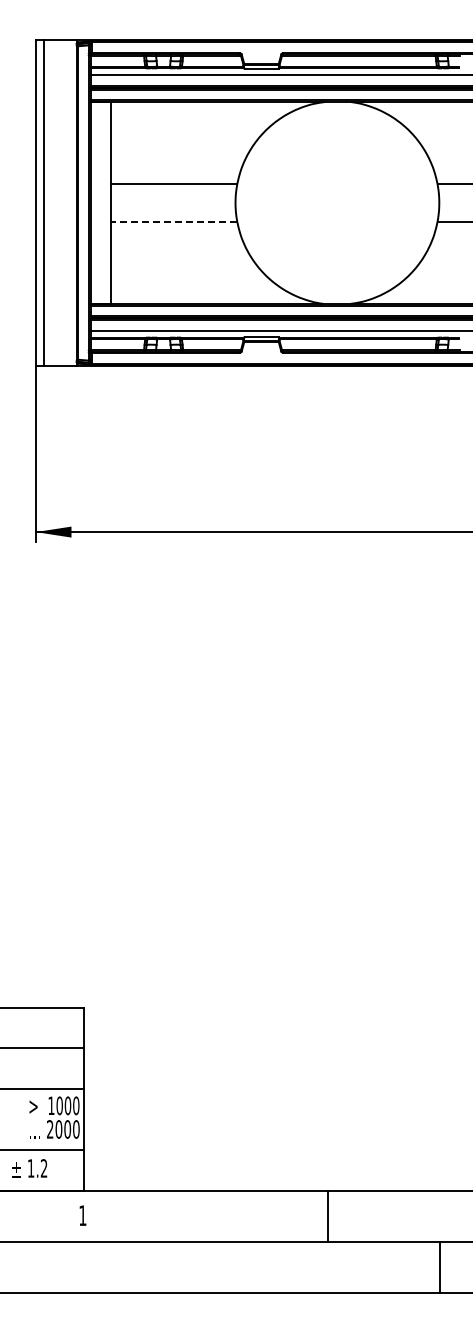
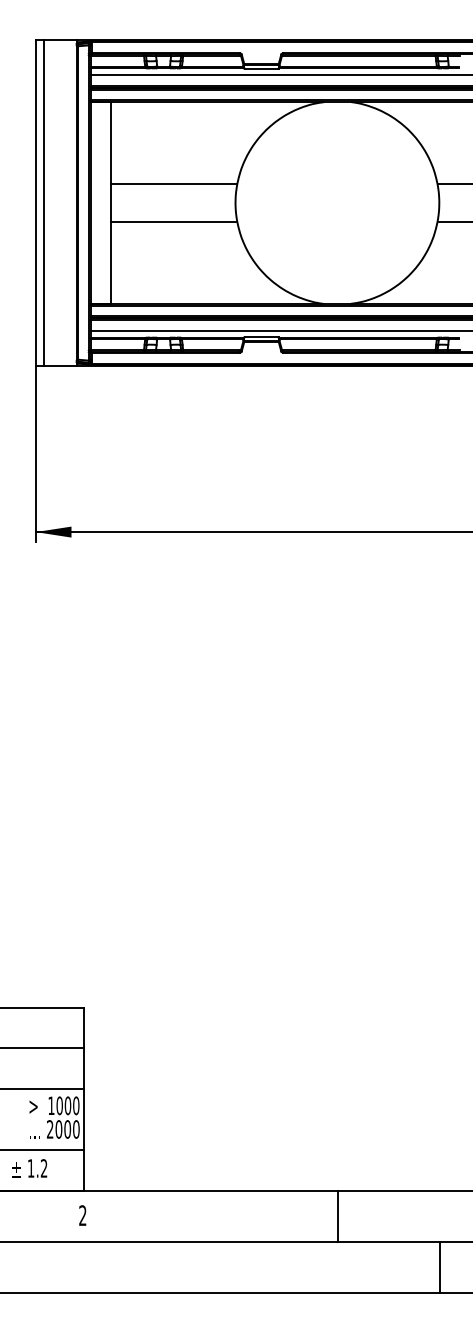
line: dashed -> solid (173, 222)
text: 1 -> 2 (82, 1215)
line position: (328, 1216) -> (338, 1216) (338, 1216)
